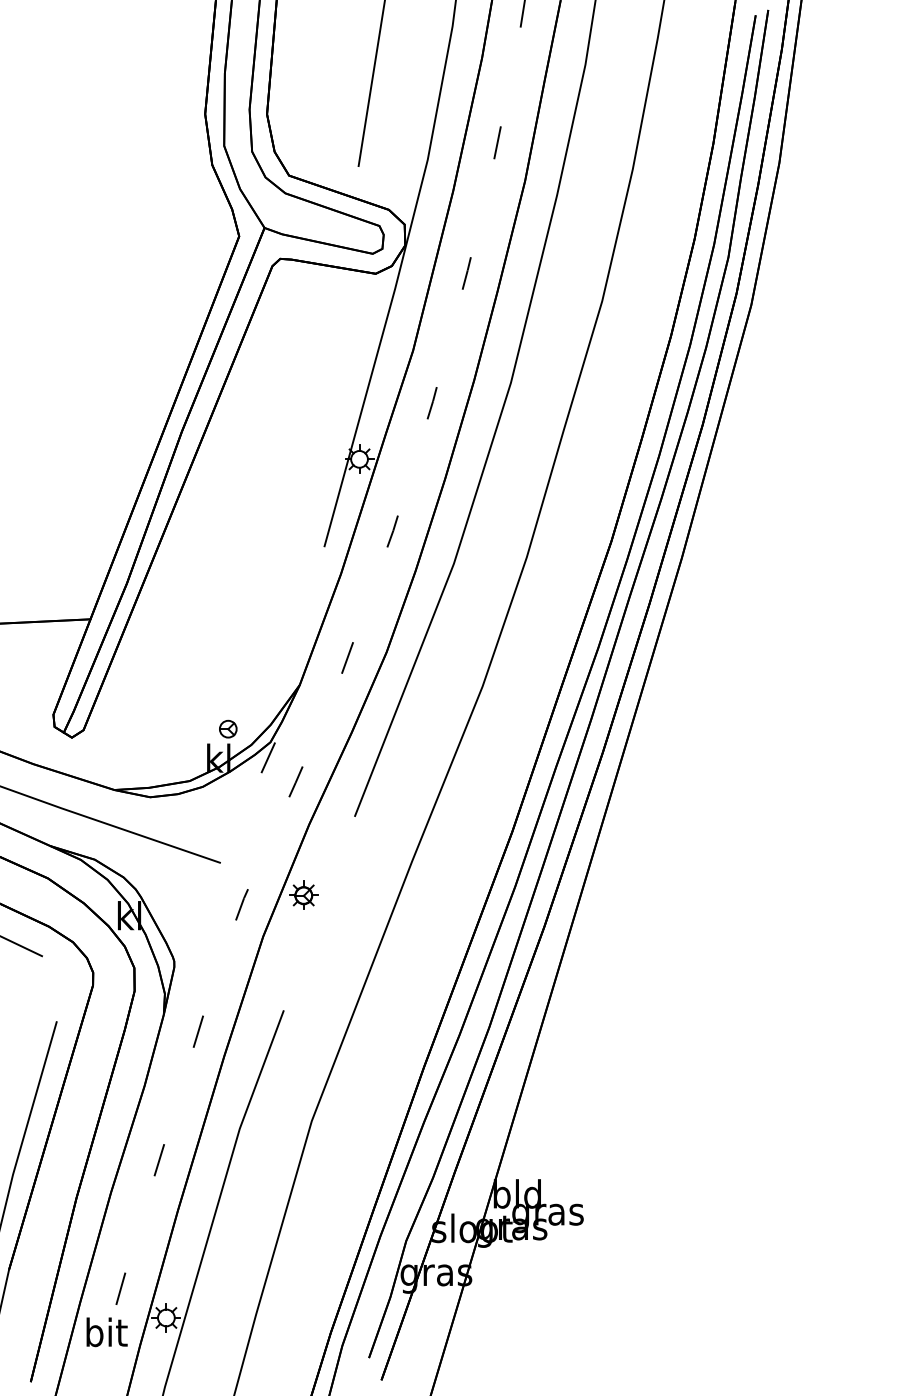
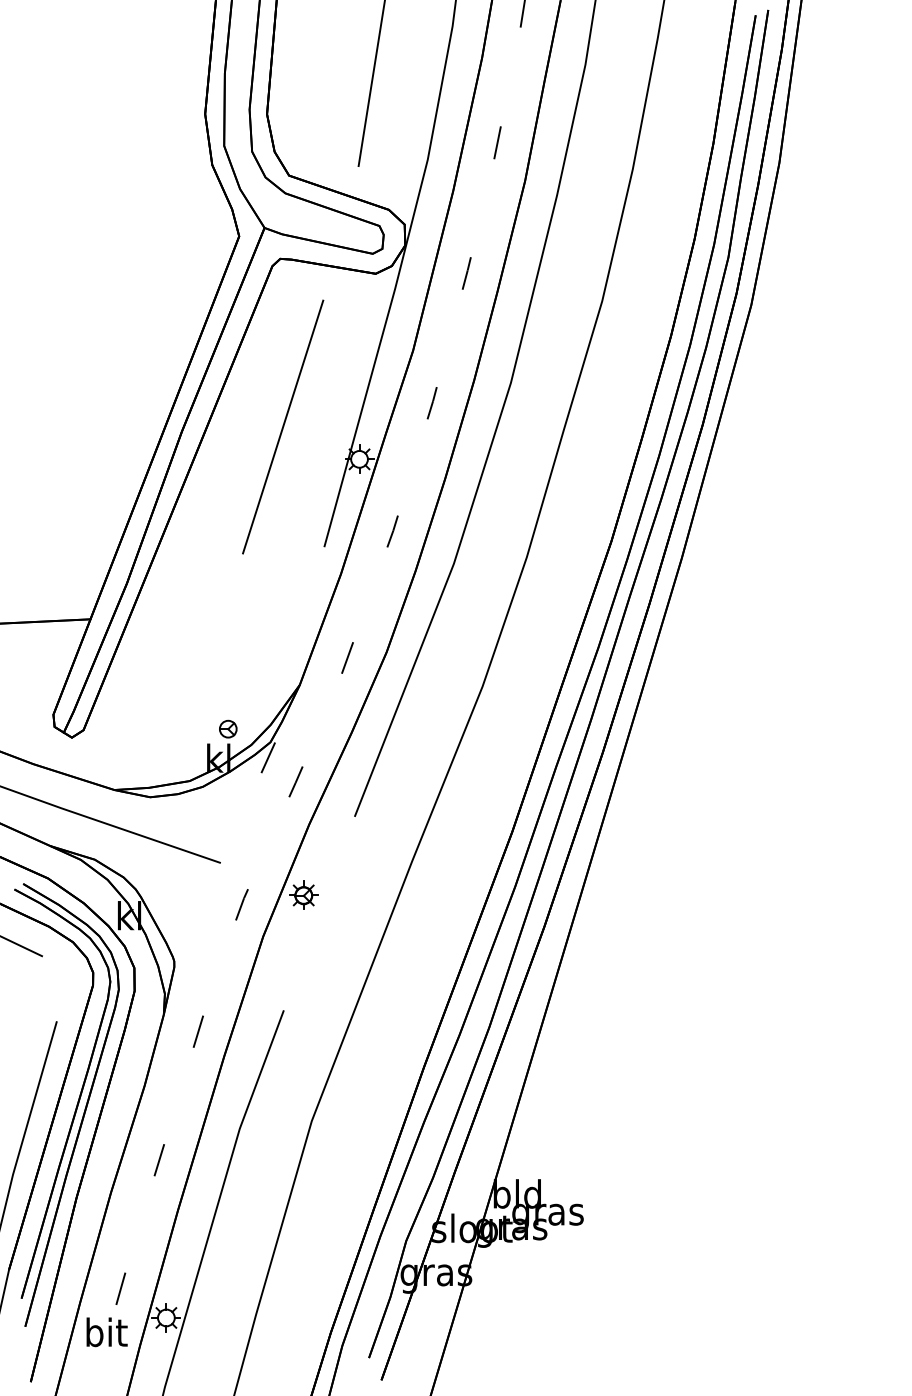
line: none -> present (283, 426)
part: none -> present (75, 1107)
